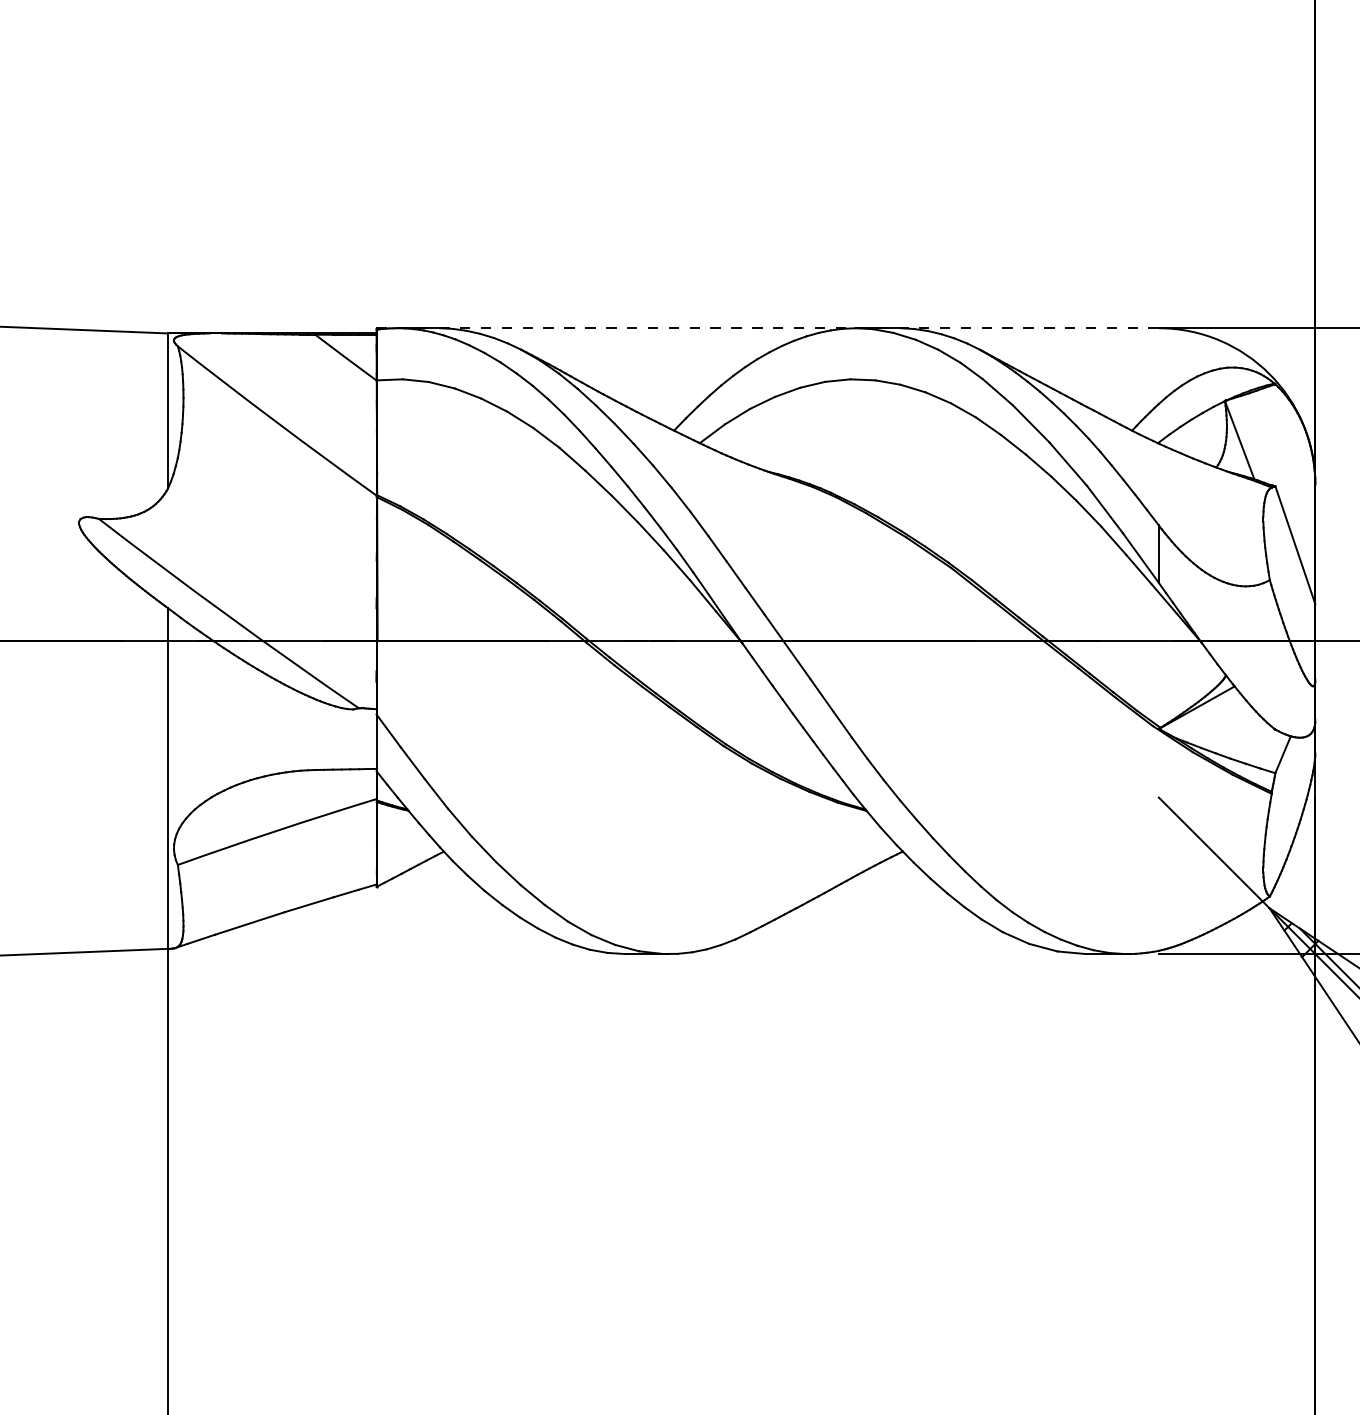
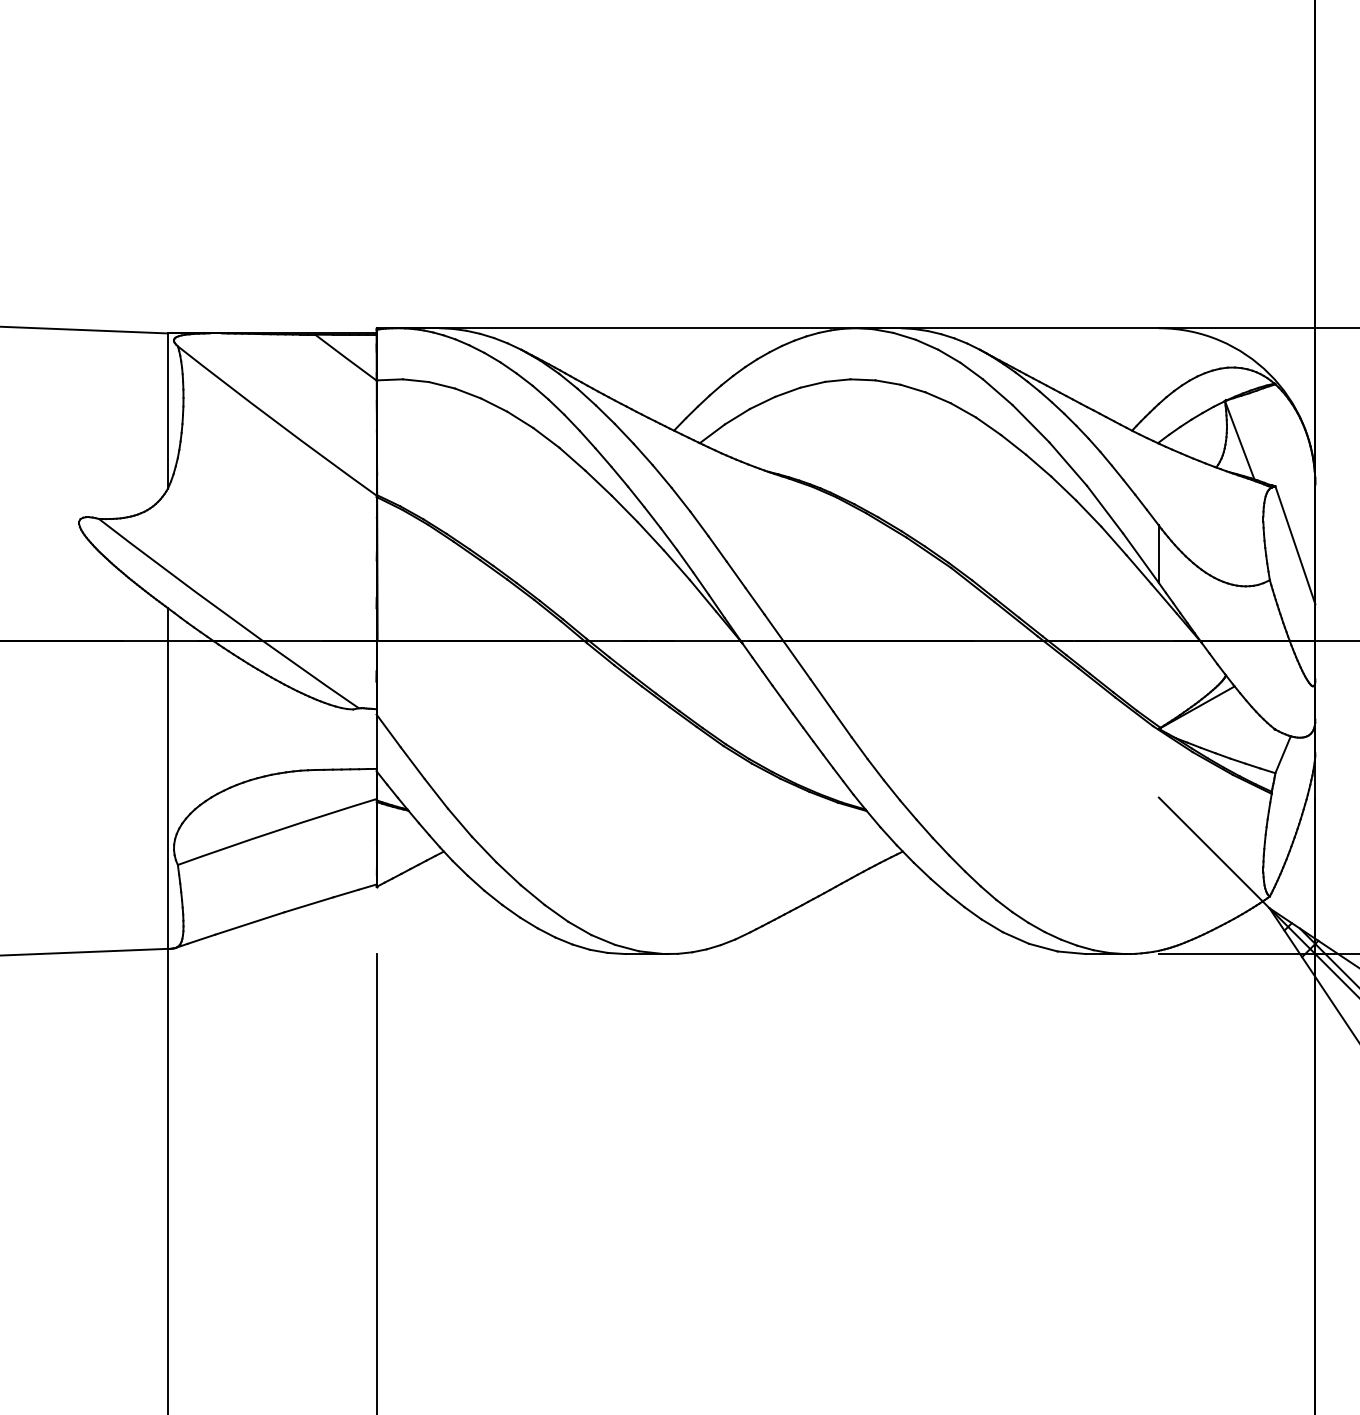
line: dashed -> solid (767, 328)
line: none -> present (376, 1182)
